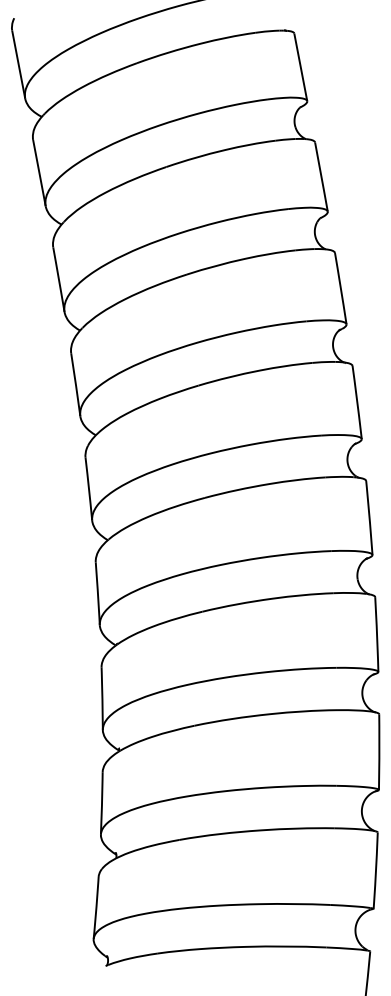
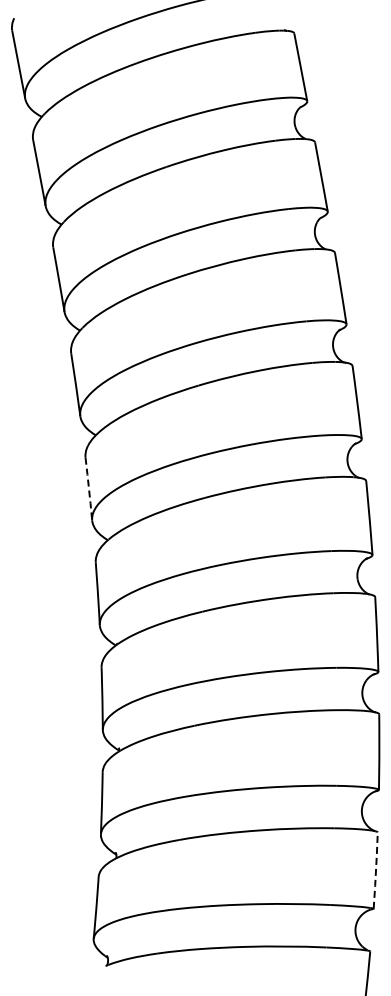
line: solid -> dashed (89, 489)
line: solid -> dashed (376, 870)
